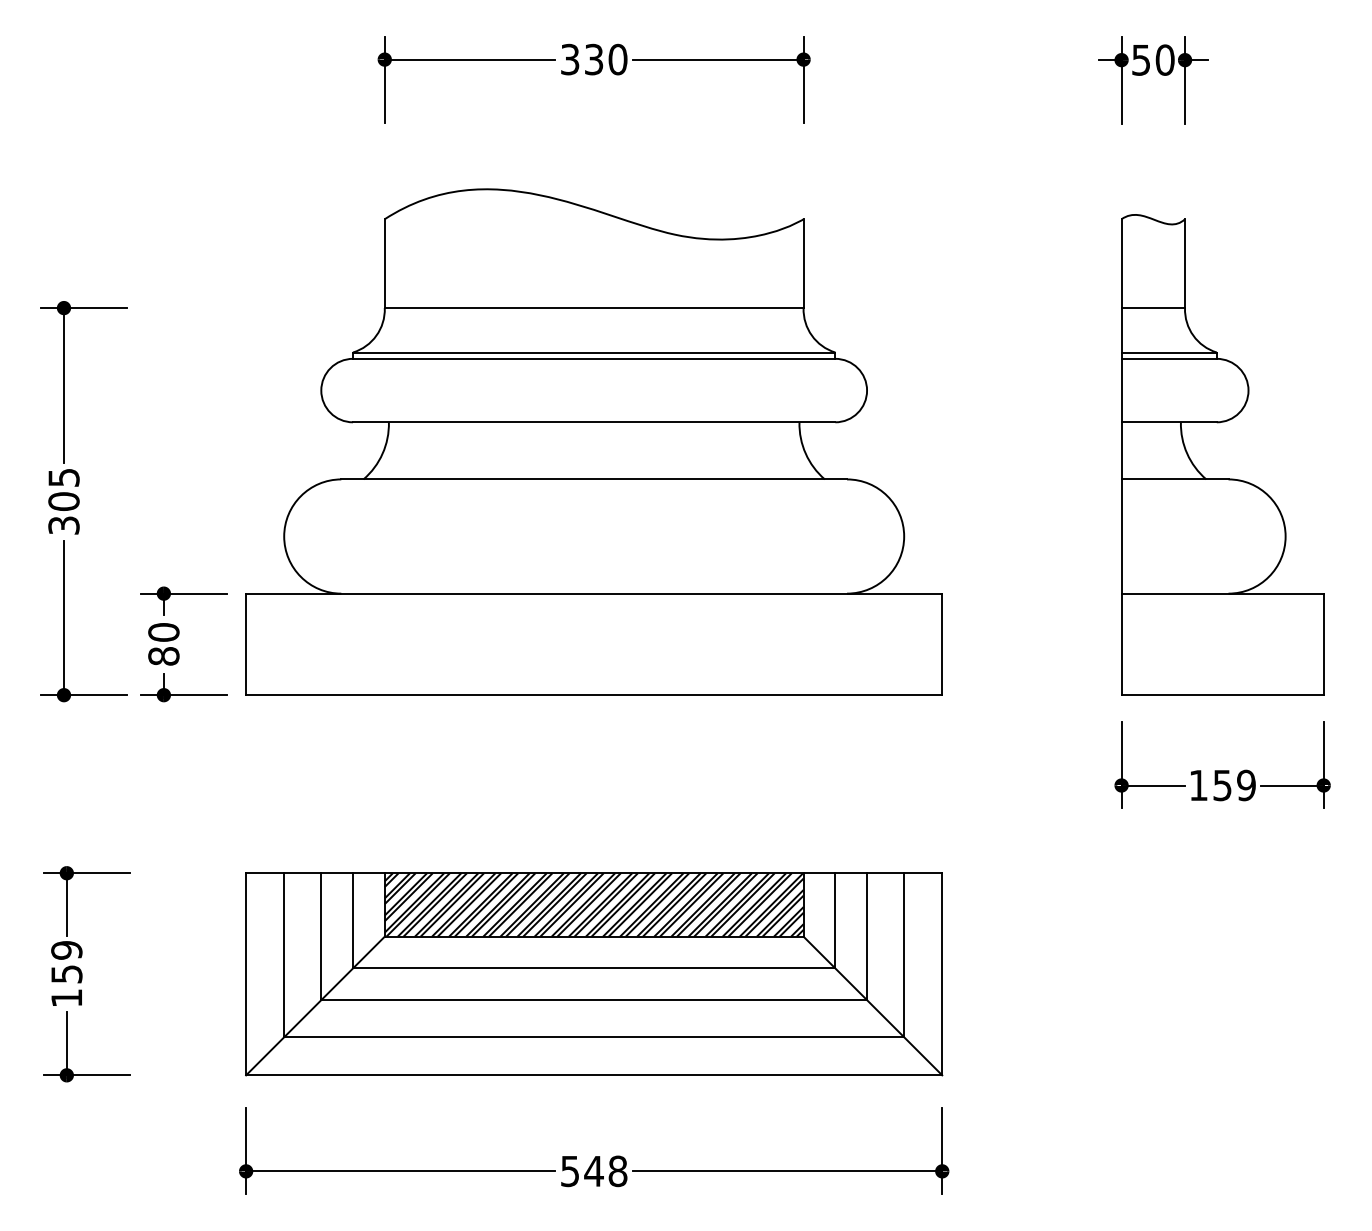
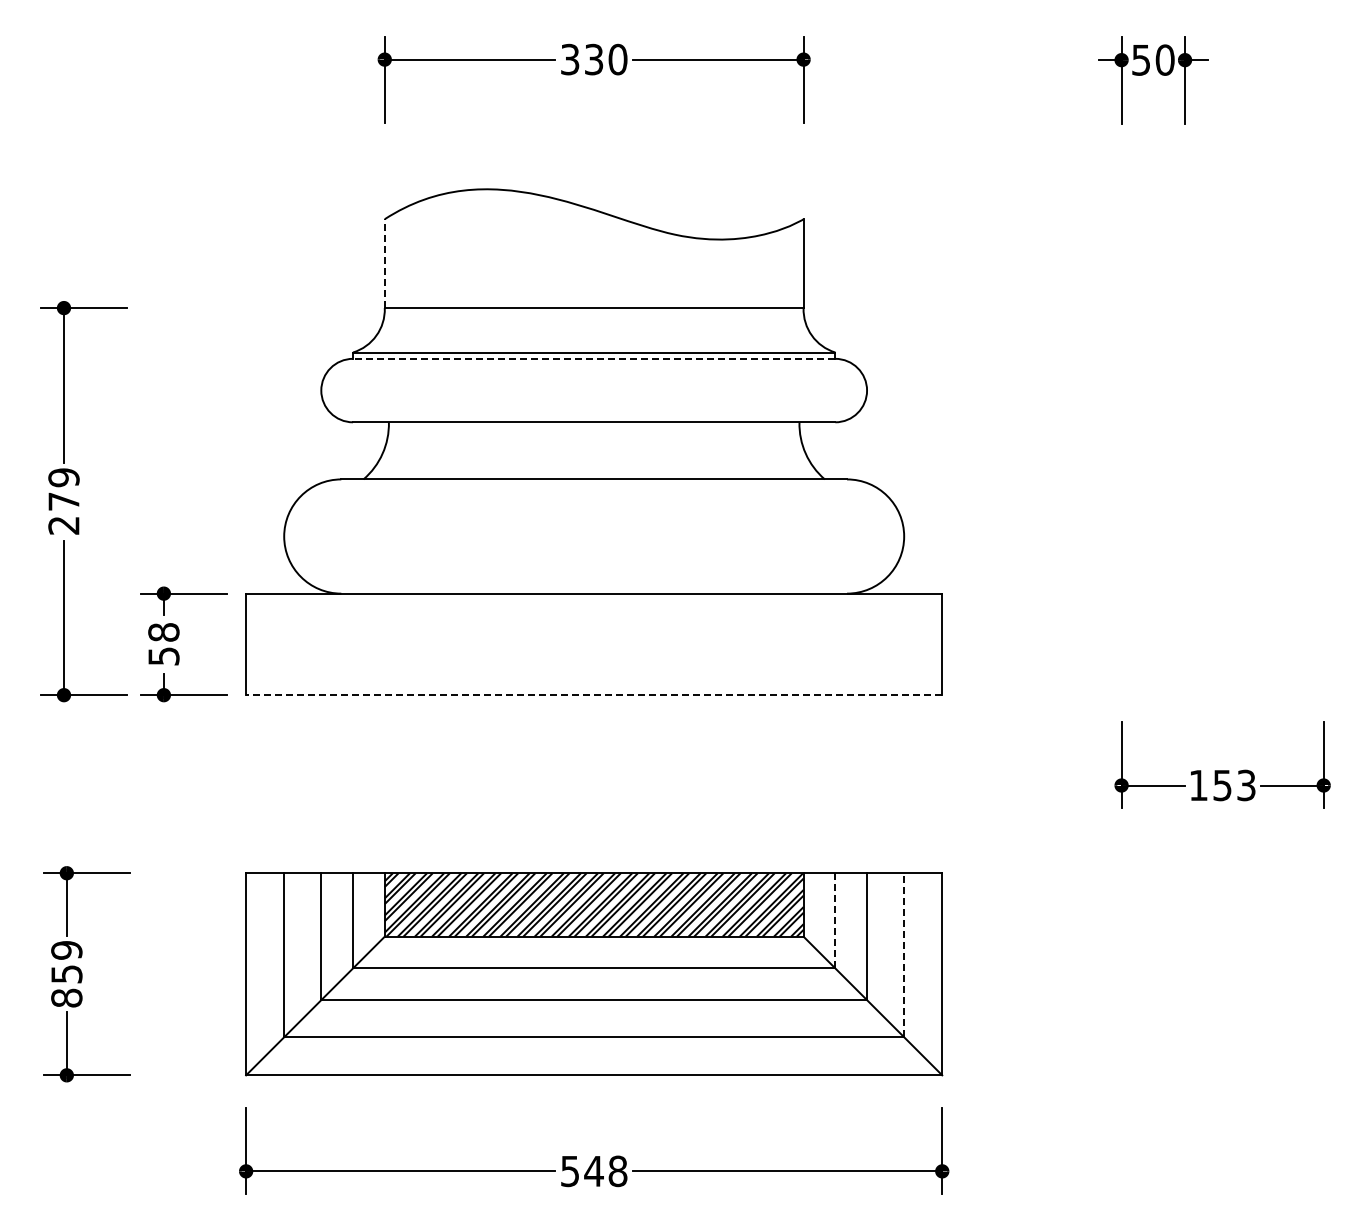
line: solid -> dashed (384, 263)
line: solid -> dashed (593, 358)
part: present -> none (1222, 478)
text: 305 -> 279 (63, 501)
text: 80 -> 58 (163, 644)
line: solid -> dashed (593, 695)
text: 159 -> 153 (1246, 785)
line: solid -> dashed (835, 920)
line: solid -> dashed (904, 954)
text: 159 -> 859 (66, 997)
